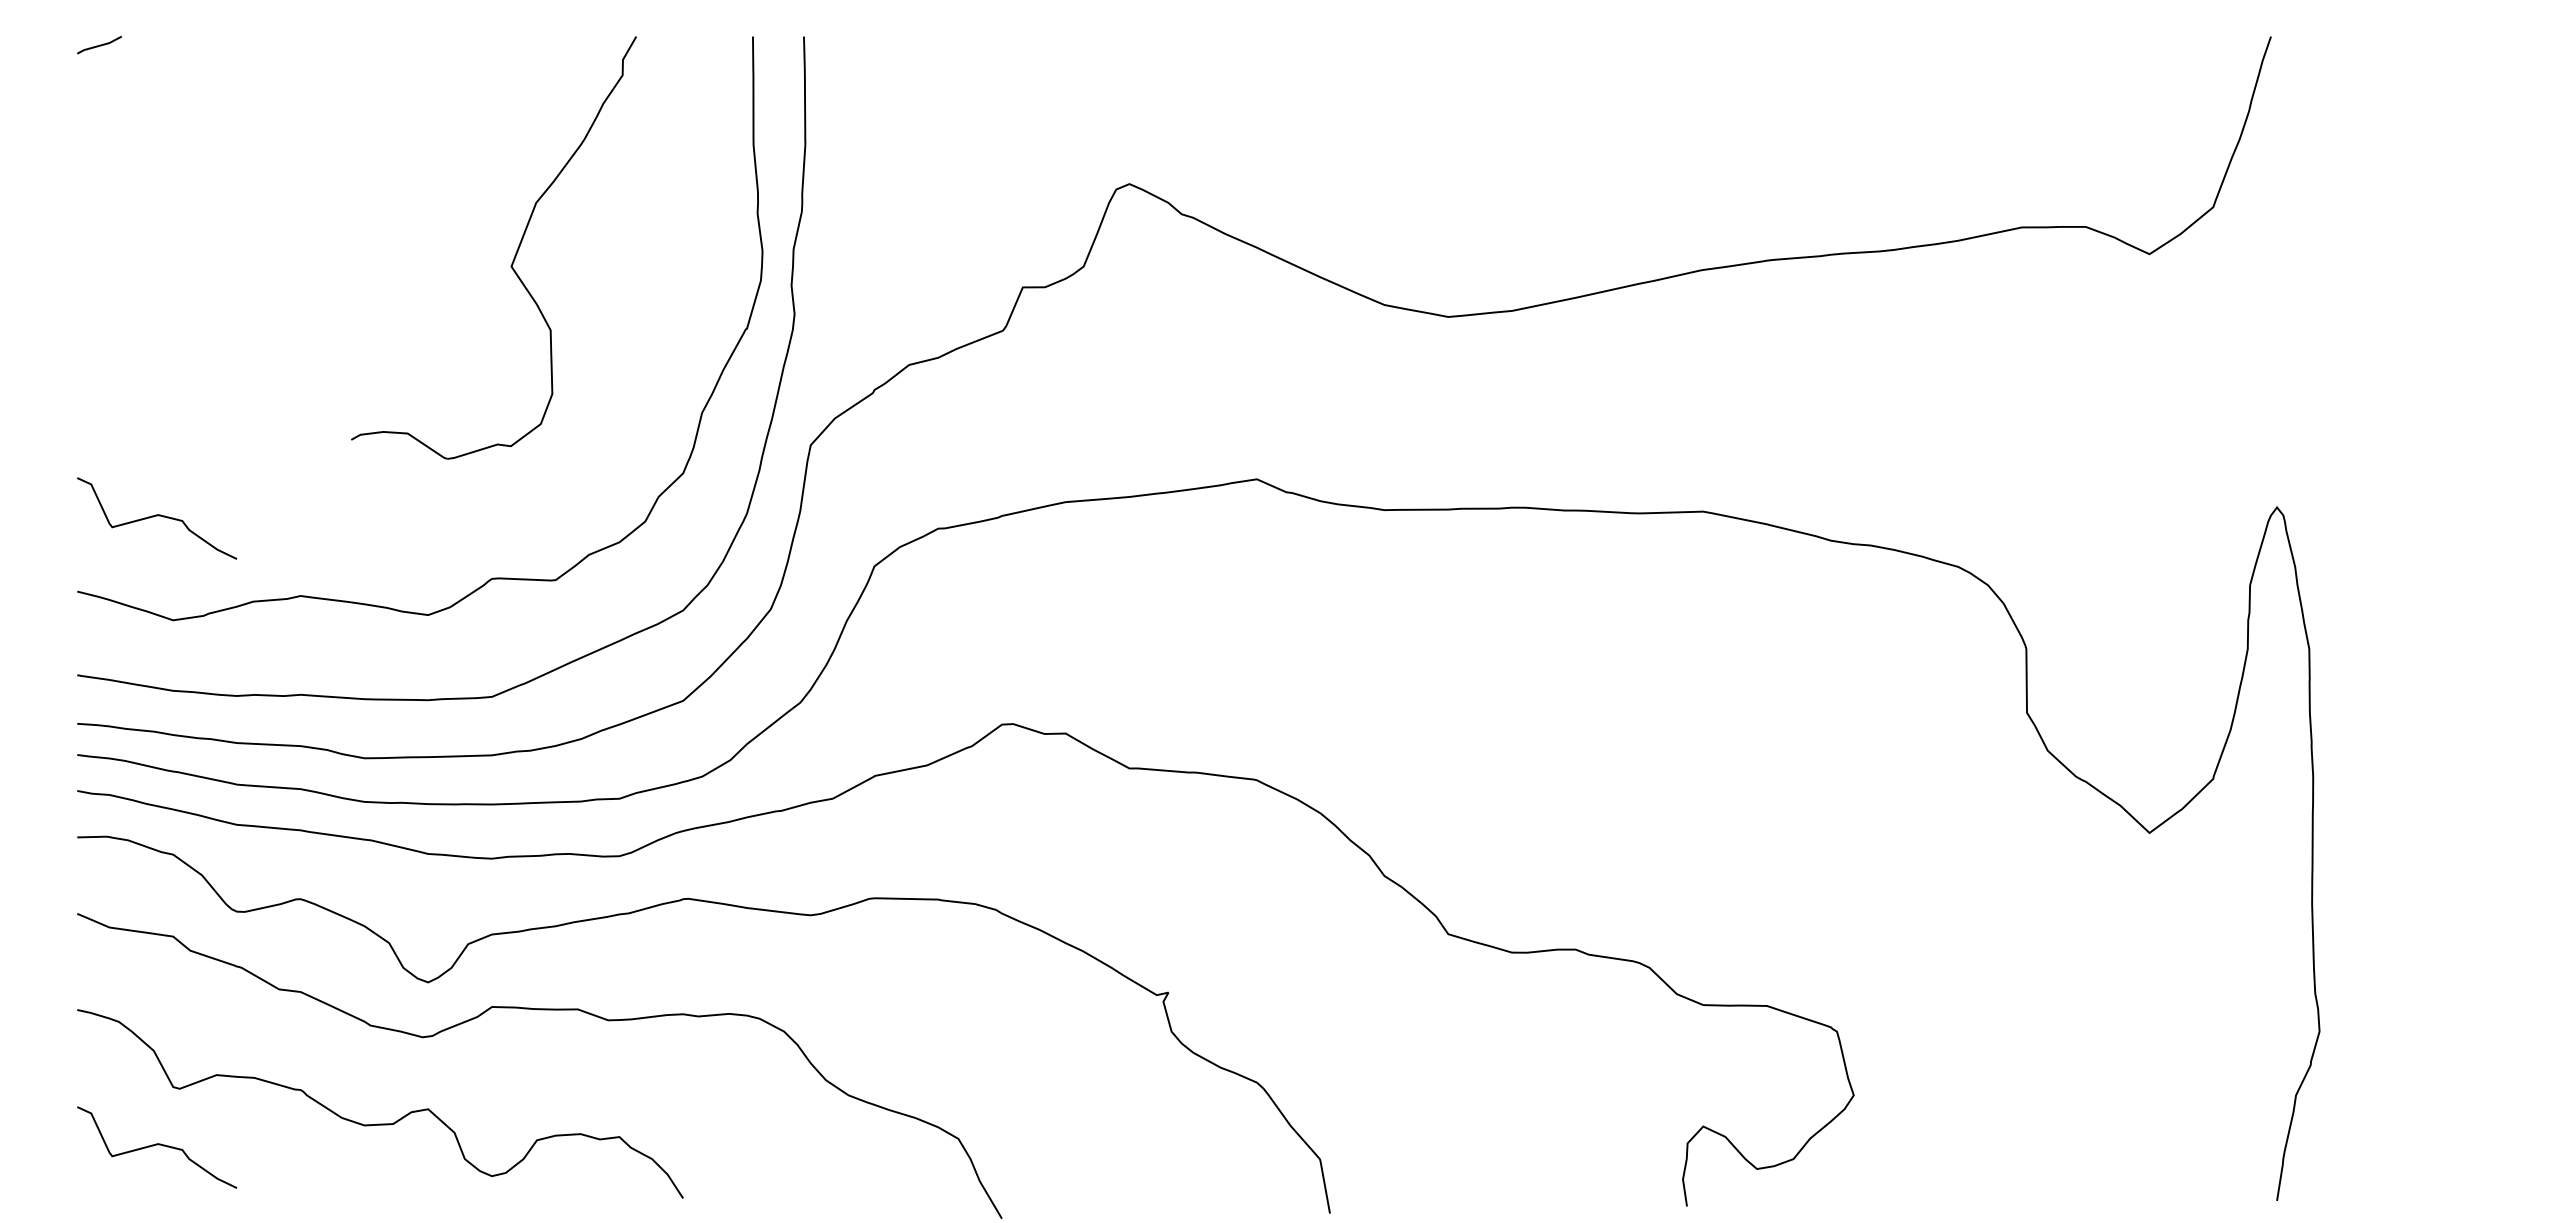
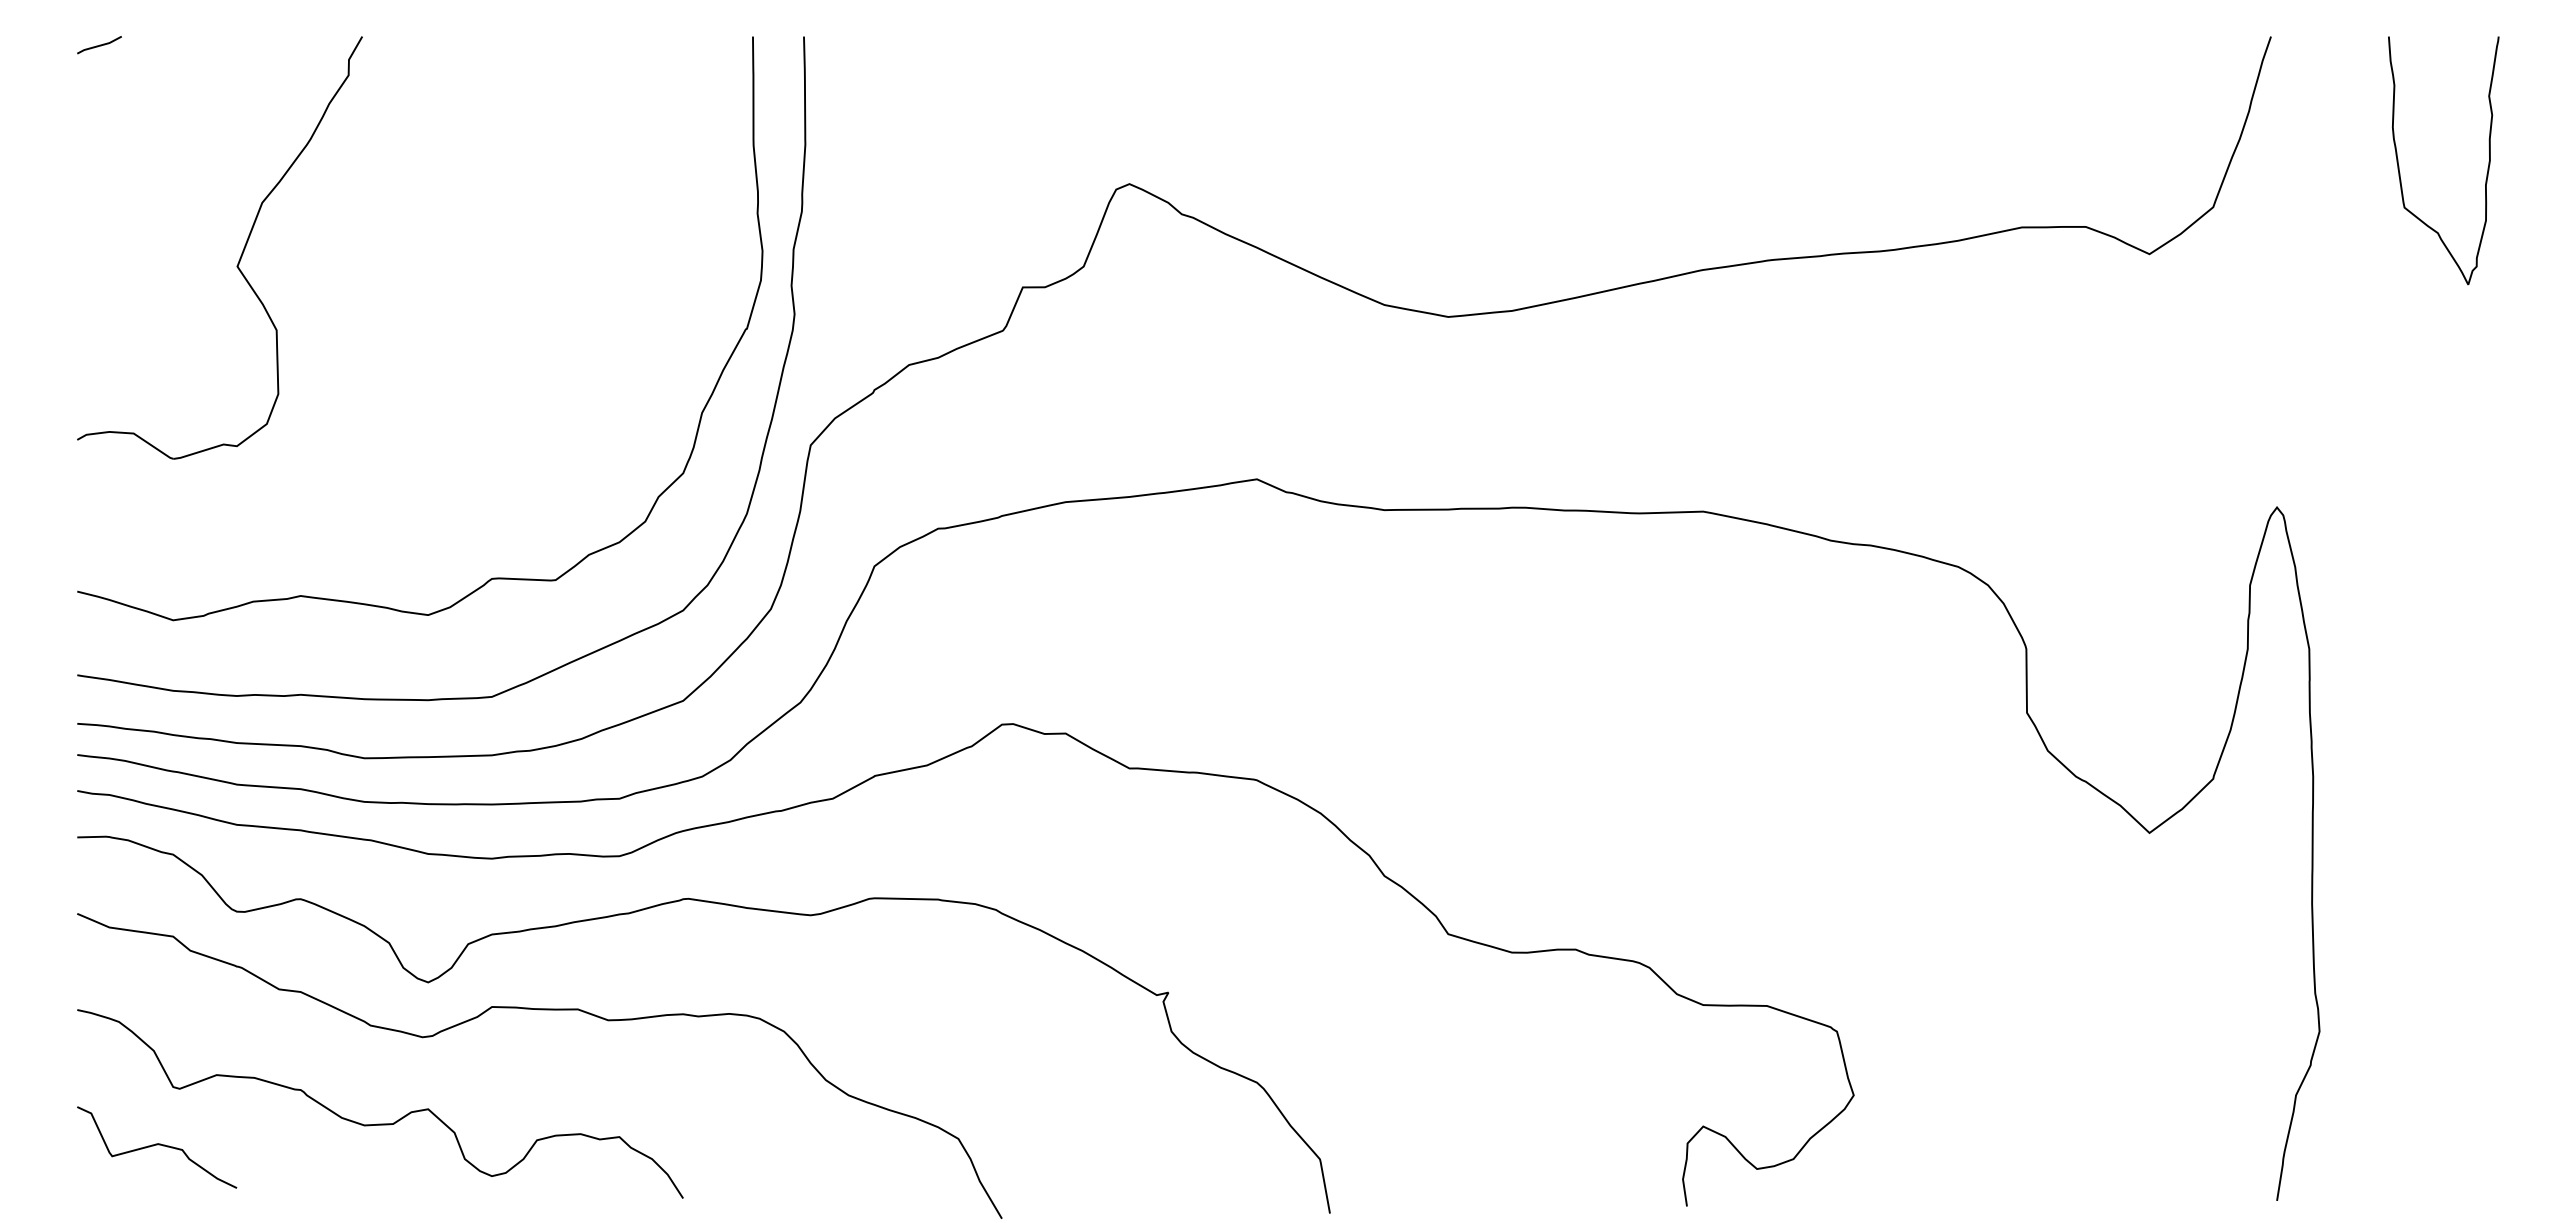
curve: none -> present (2399, 165)
part position: (514, 255) -> (240, 255) (240, 255)
curve: present -> none (157, 516)
